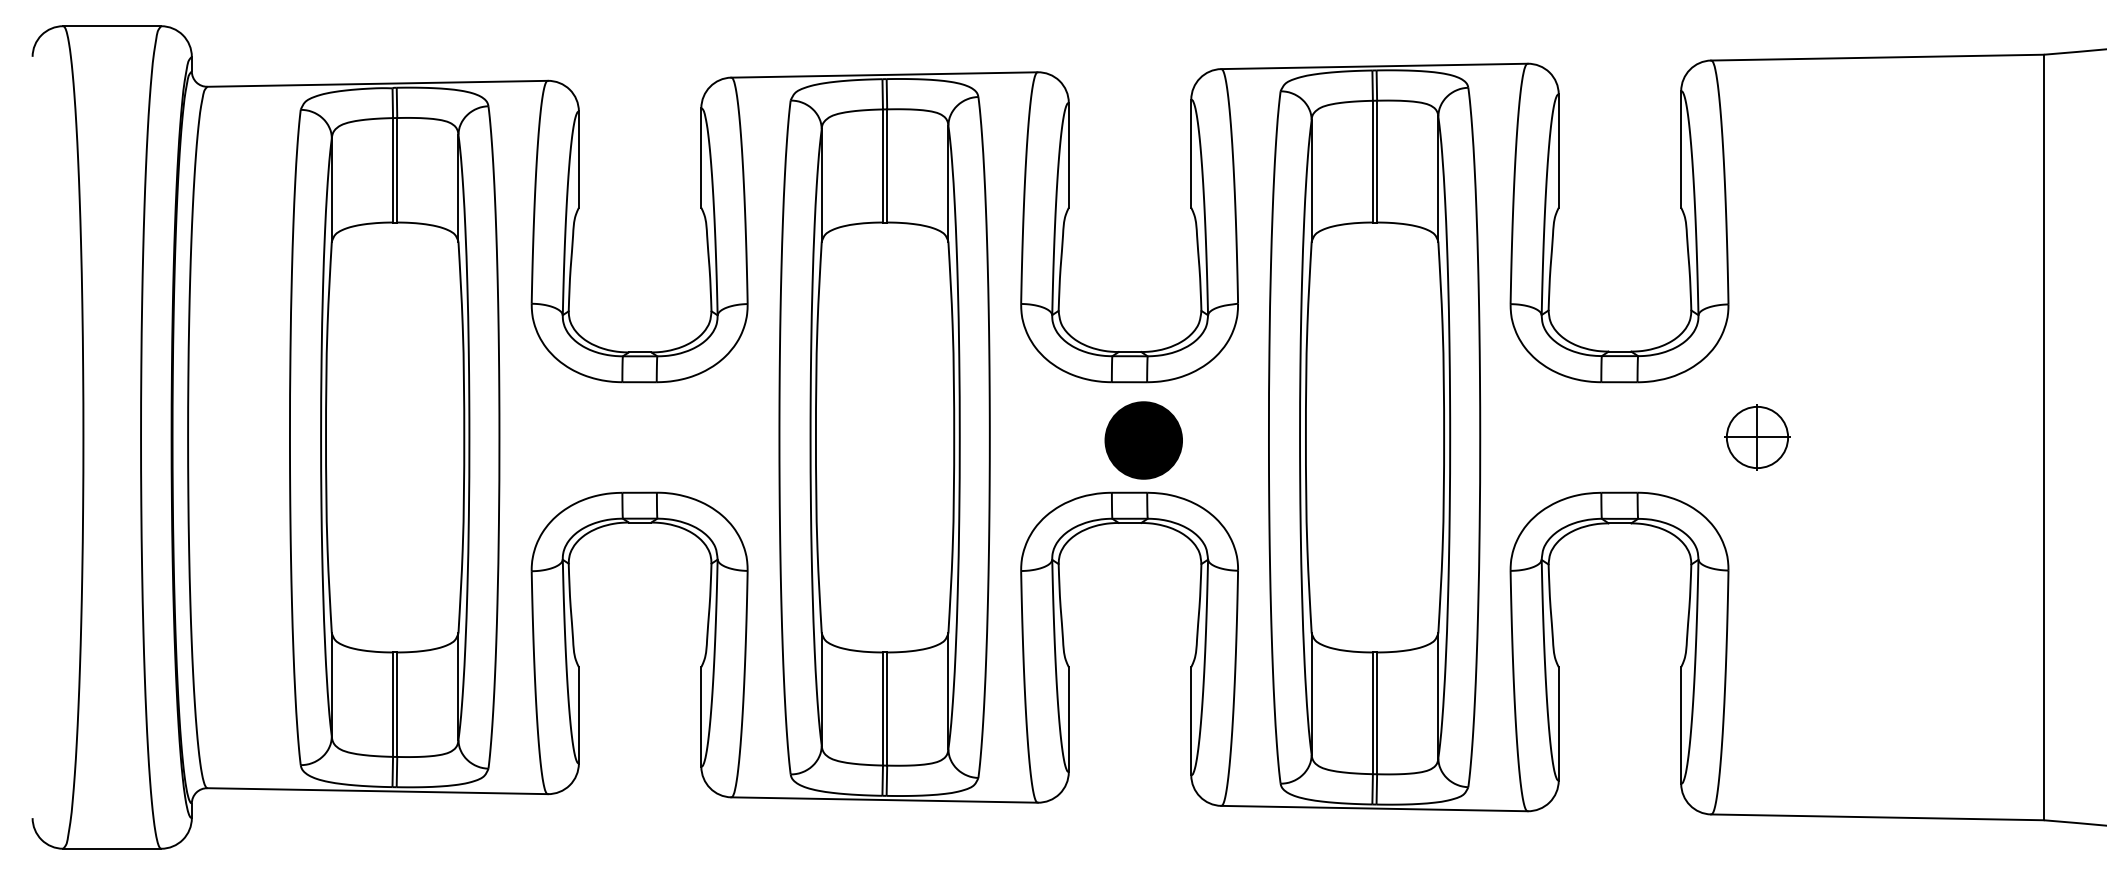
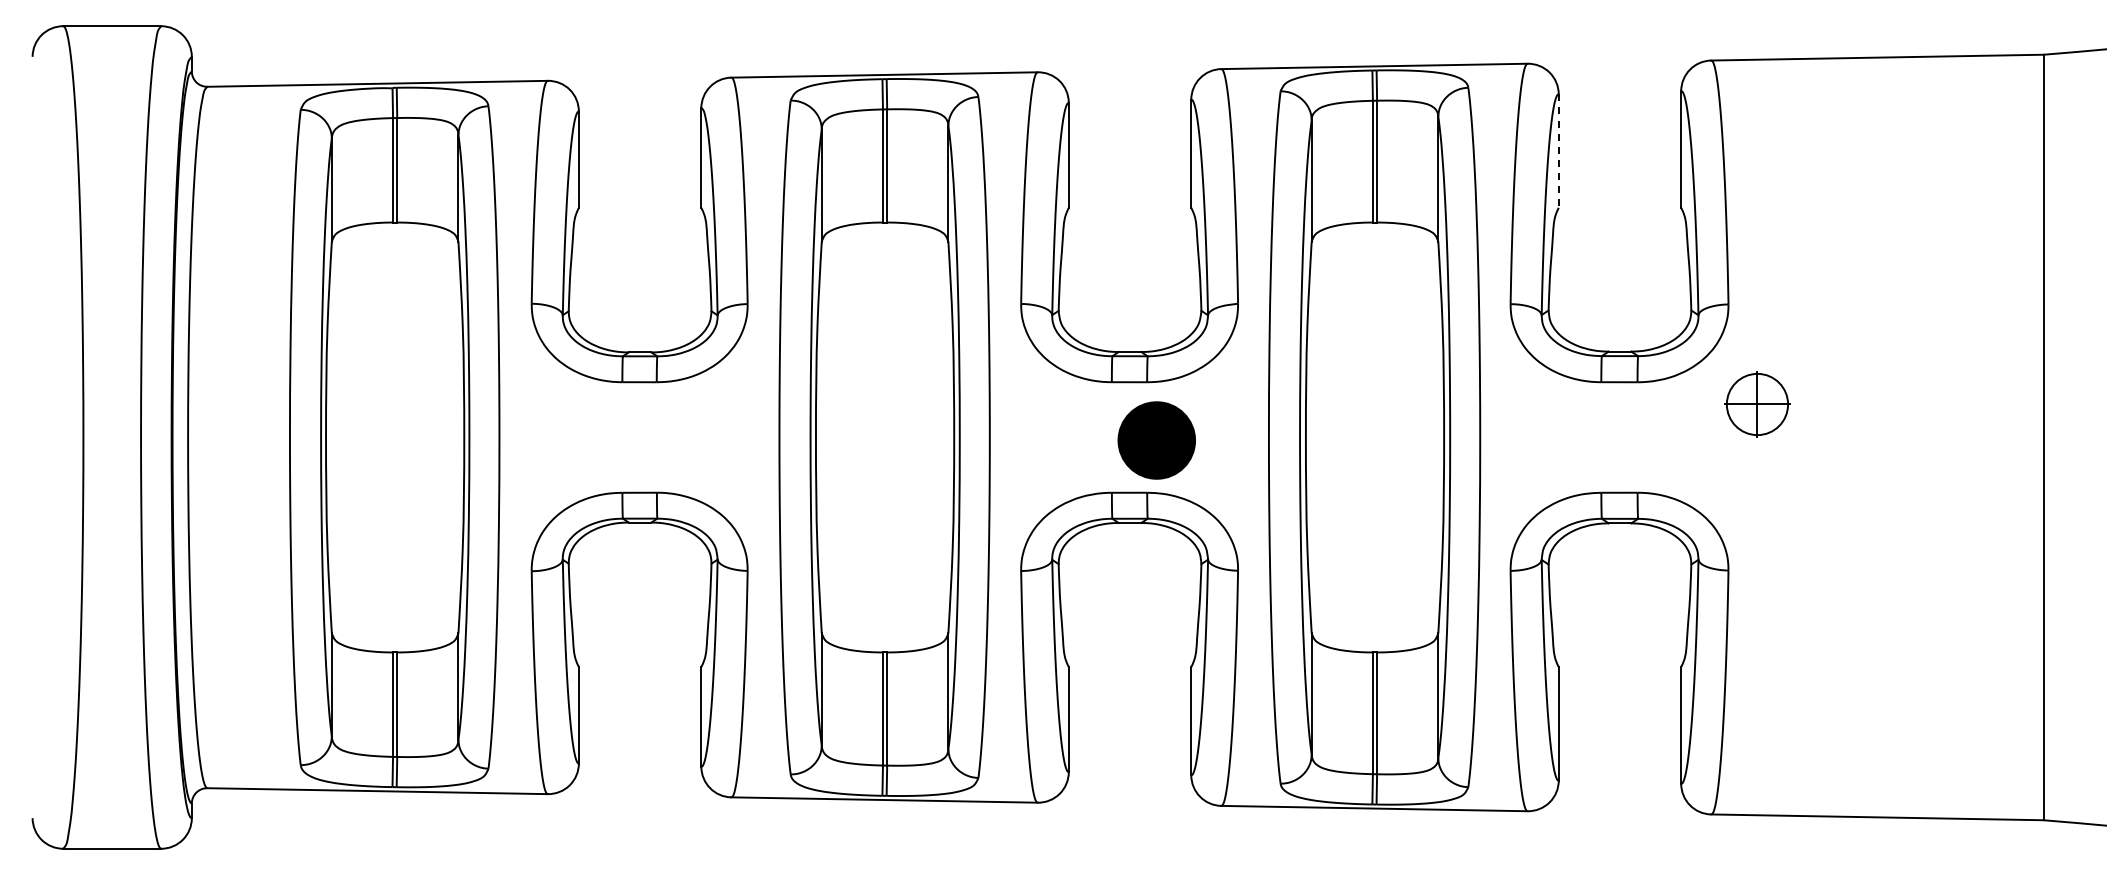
line: solid -> dashed (1558, 151)
part position: (1757, 437) -> (1757, 404) (1757, 404)
part position: (1143, 440) -> (1156, 440) (1156, 440)
